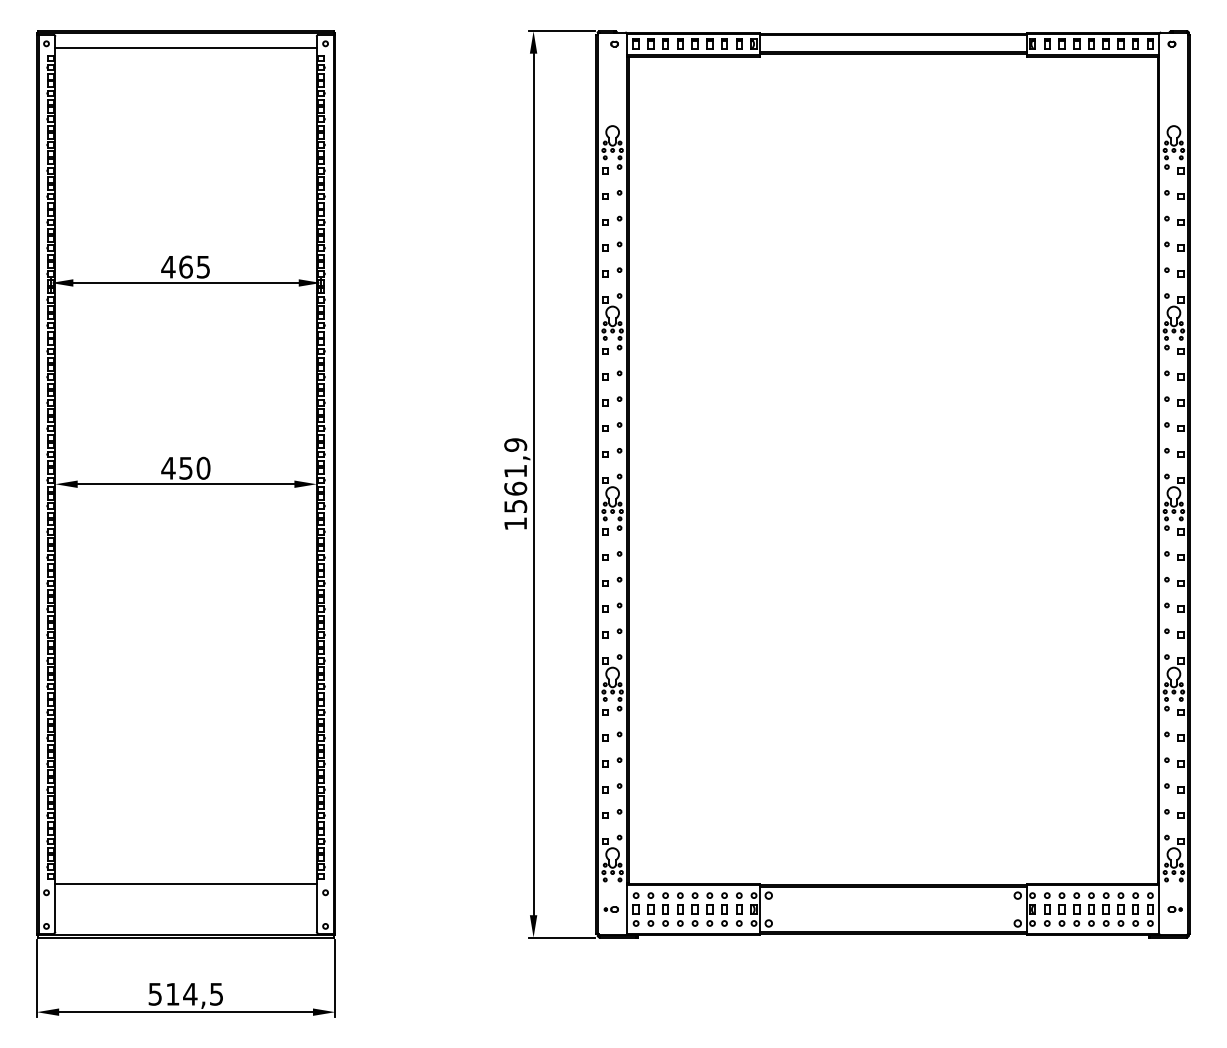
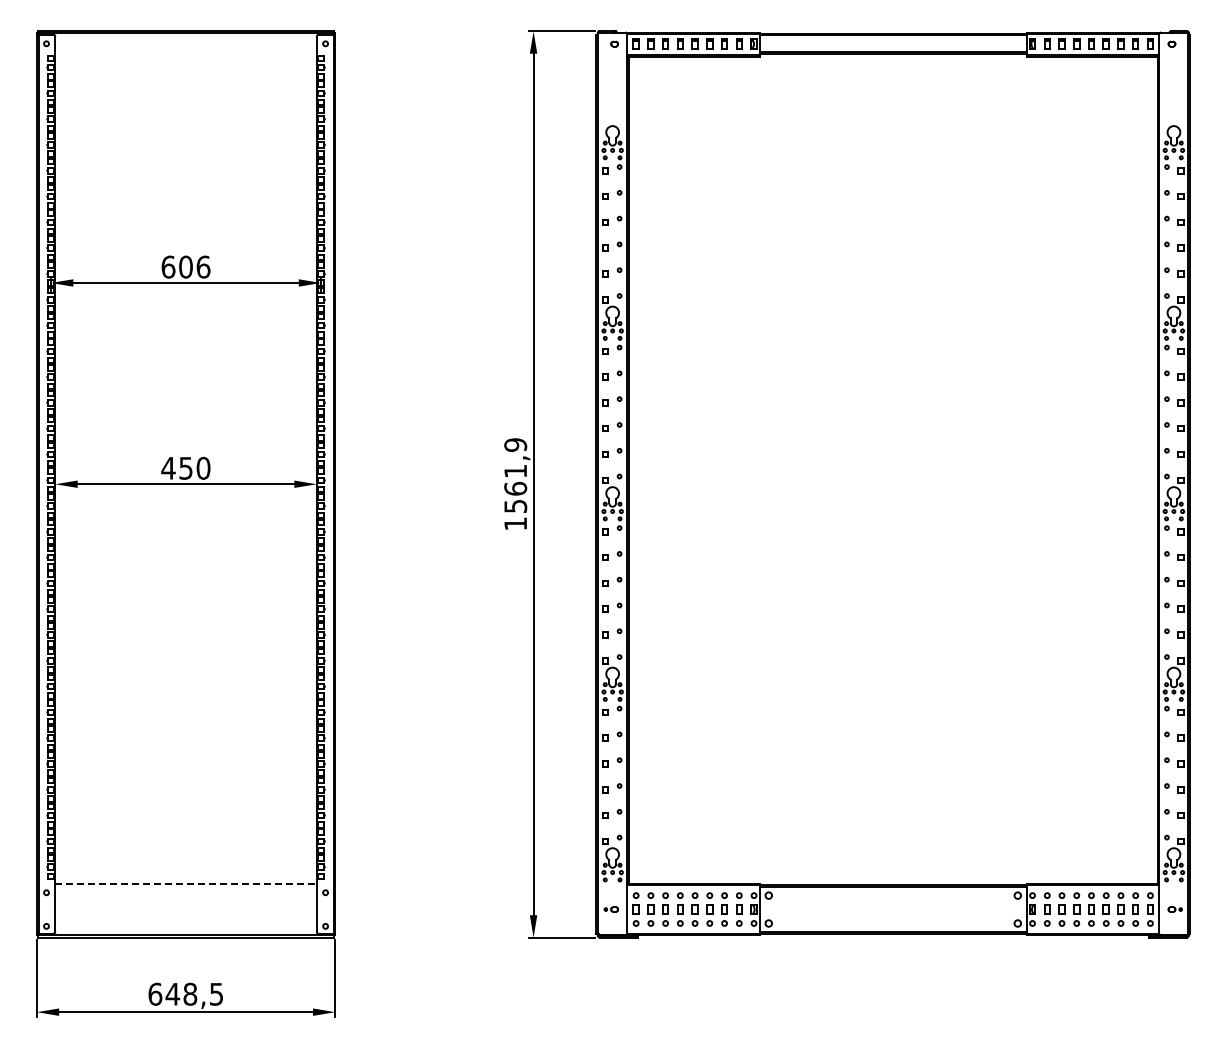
line: present -> none (185, 47)
text: 465 -> 606 (185, 266)
line: solid -> dashed (186, 883)
text: 514,5 -> 648,5 (172, 993)
